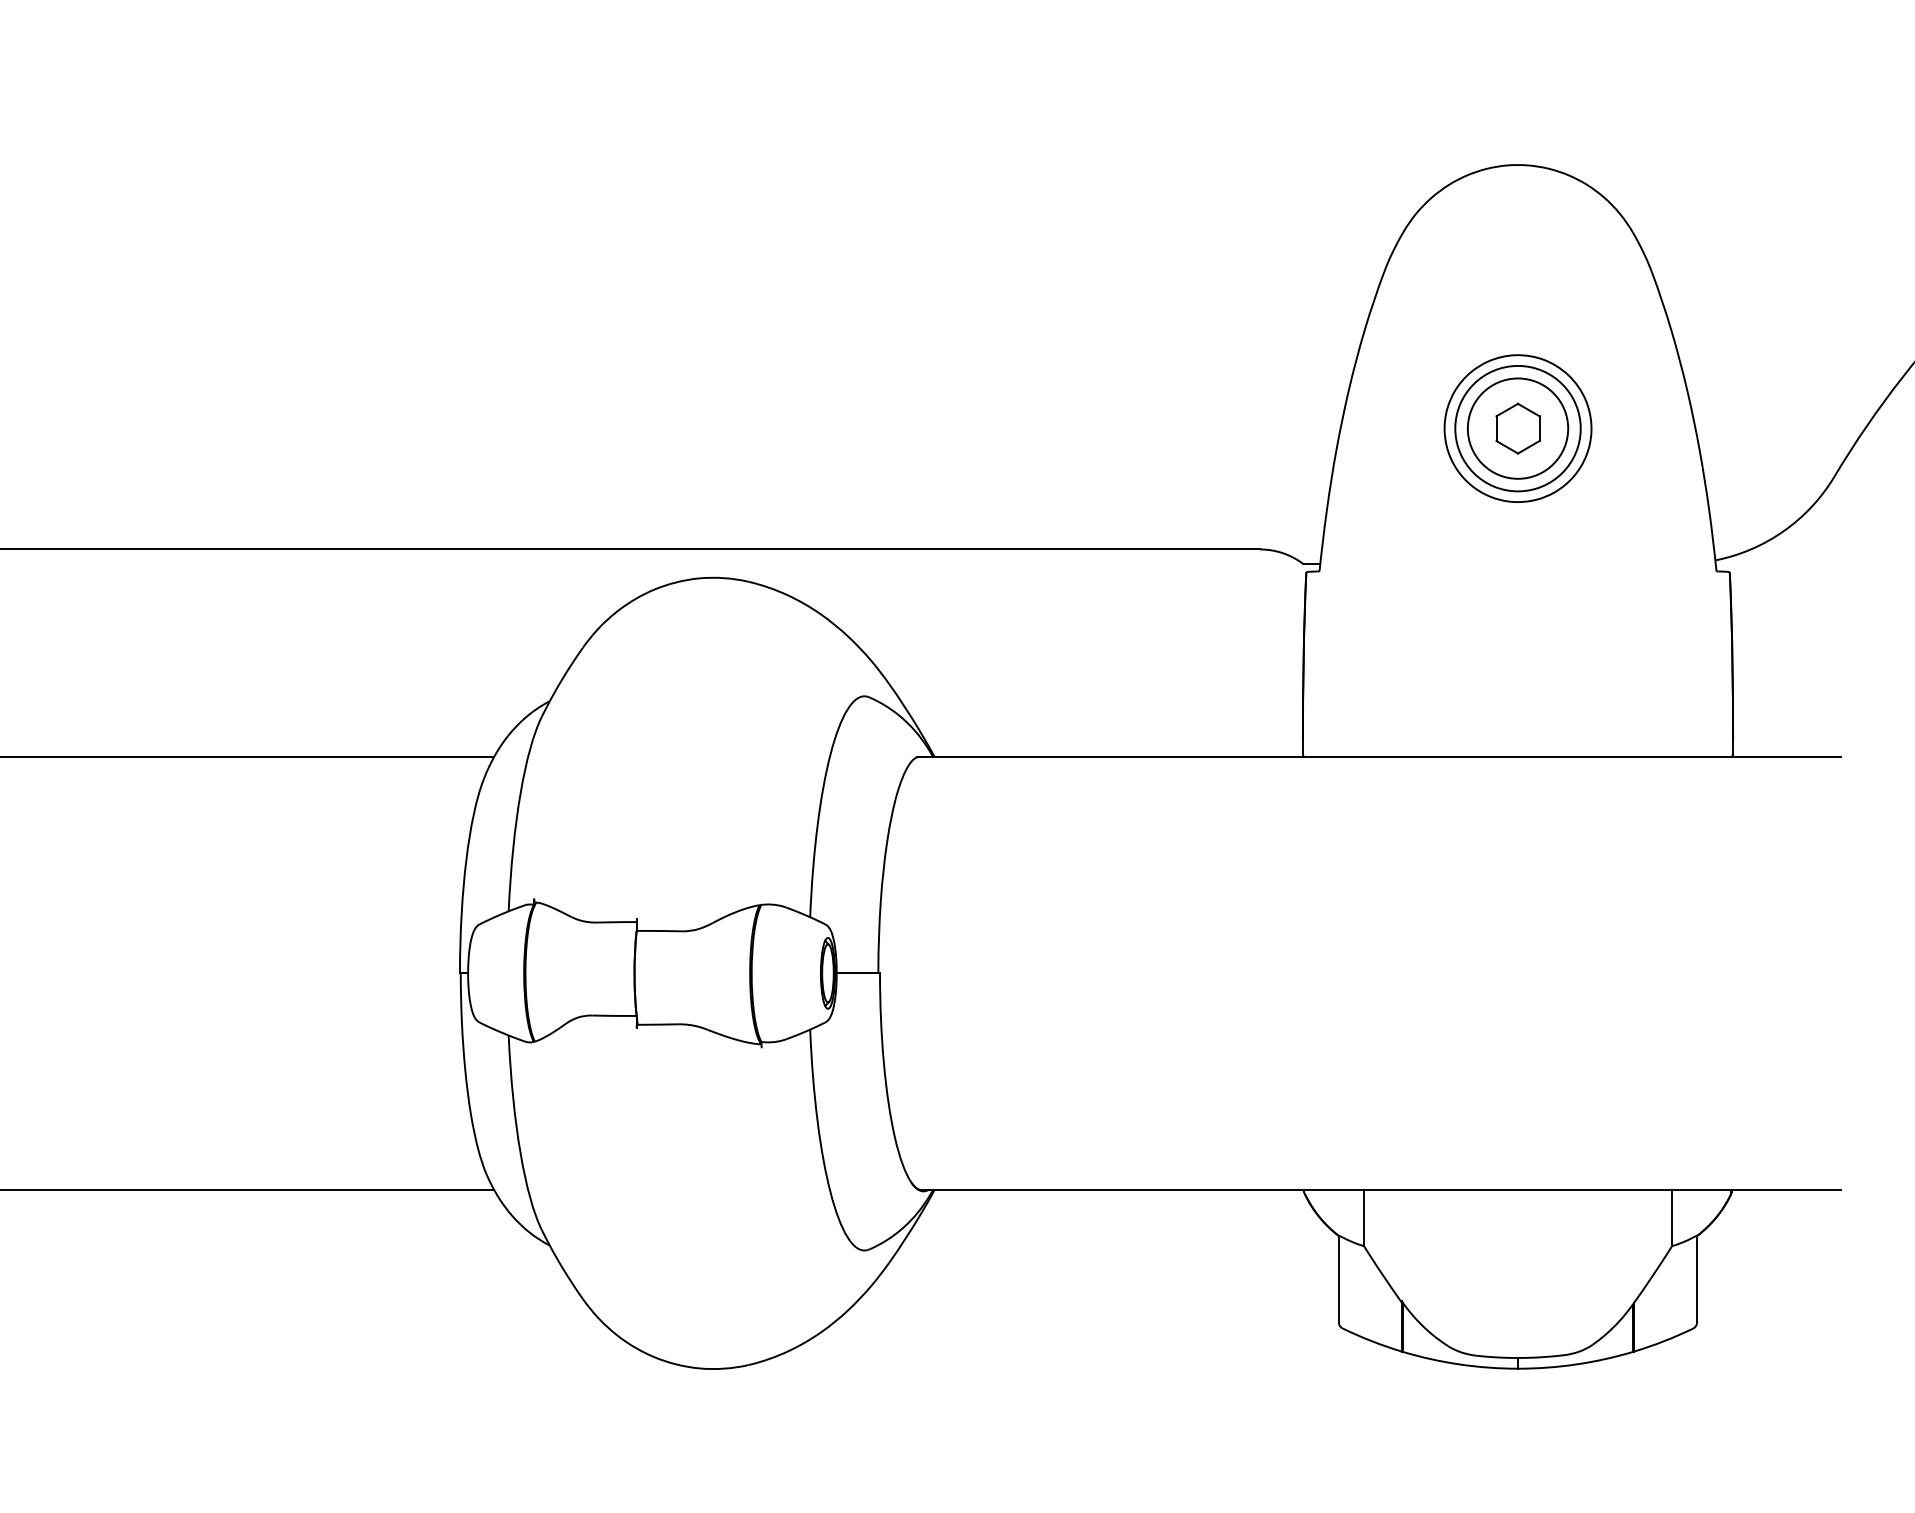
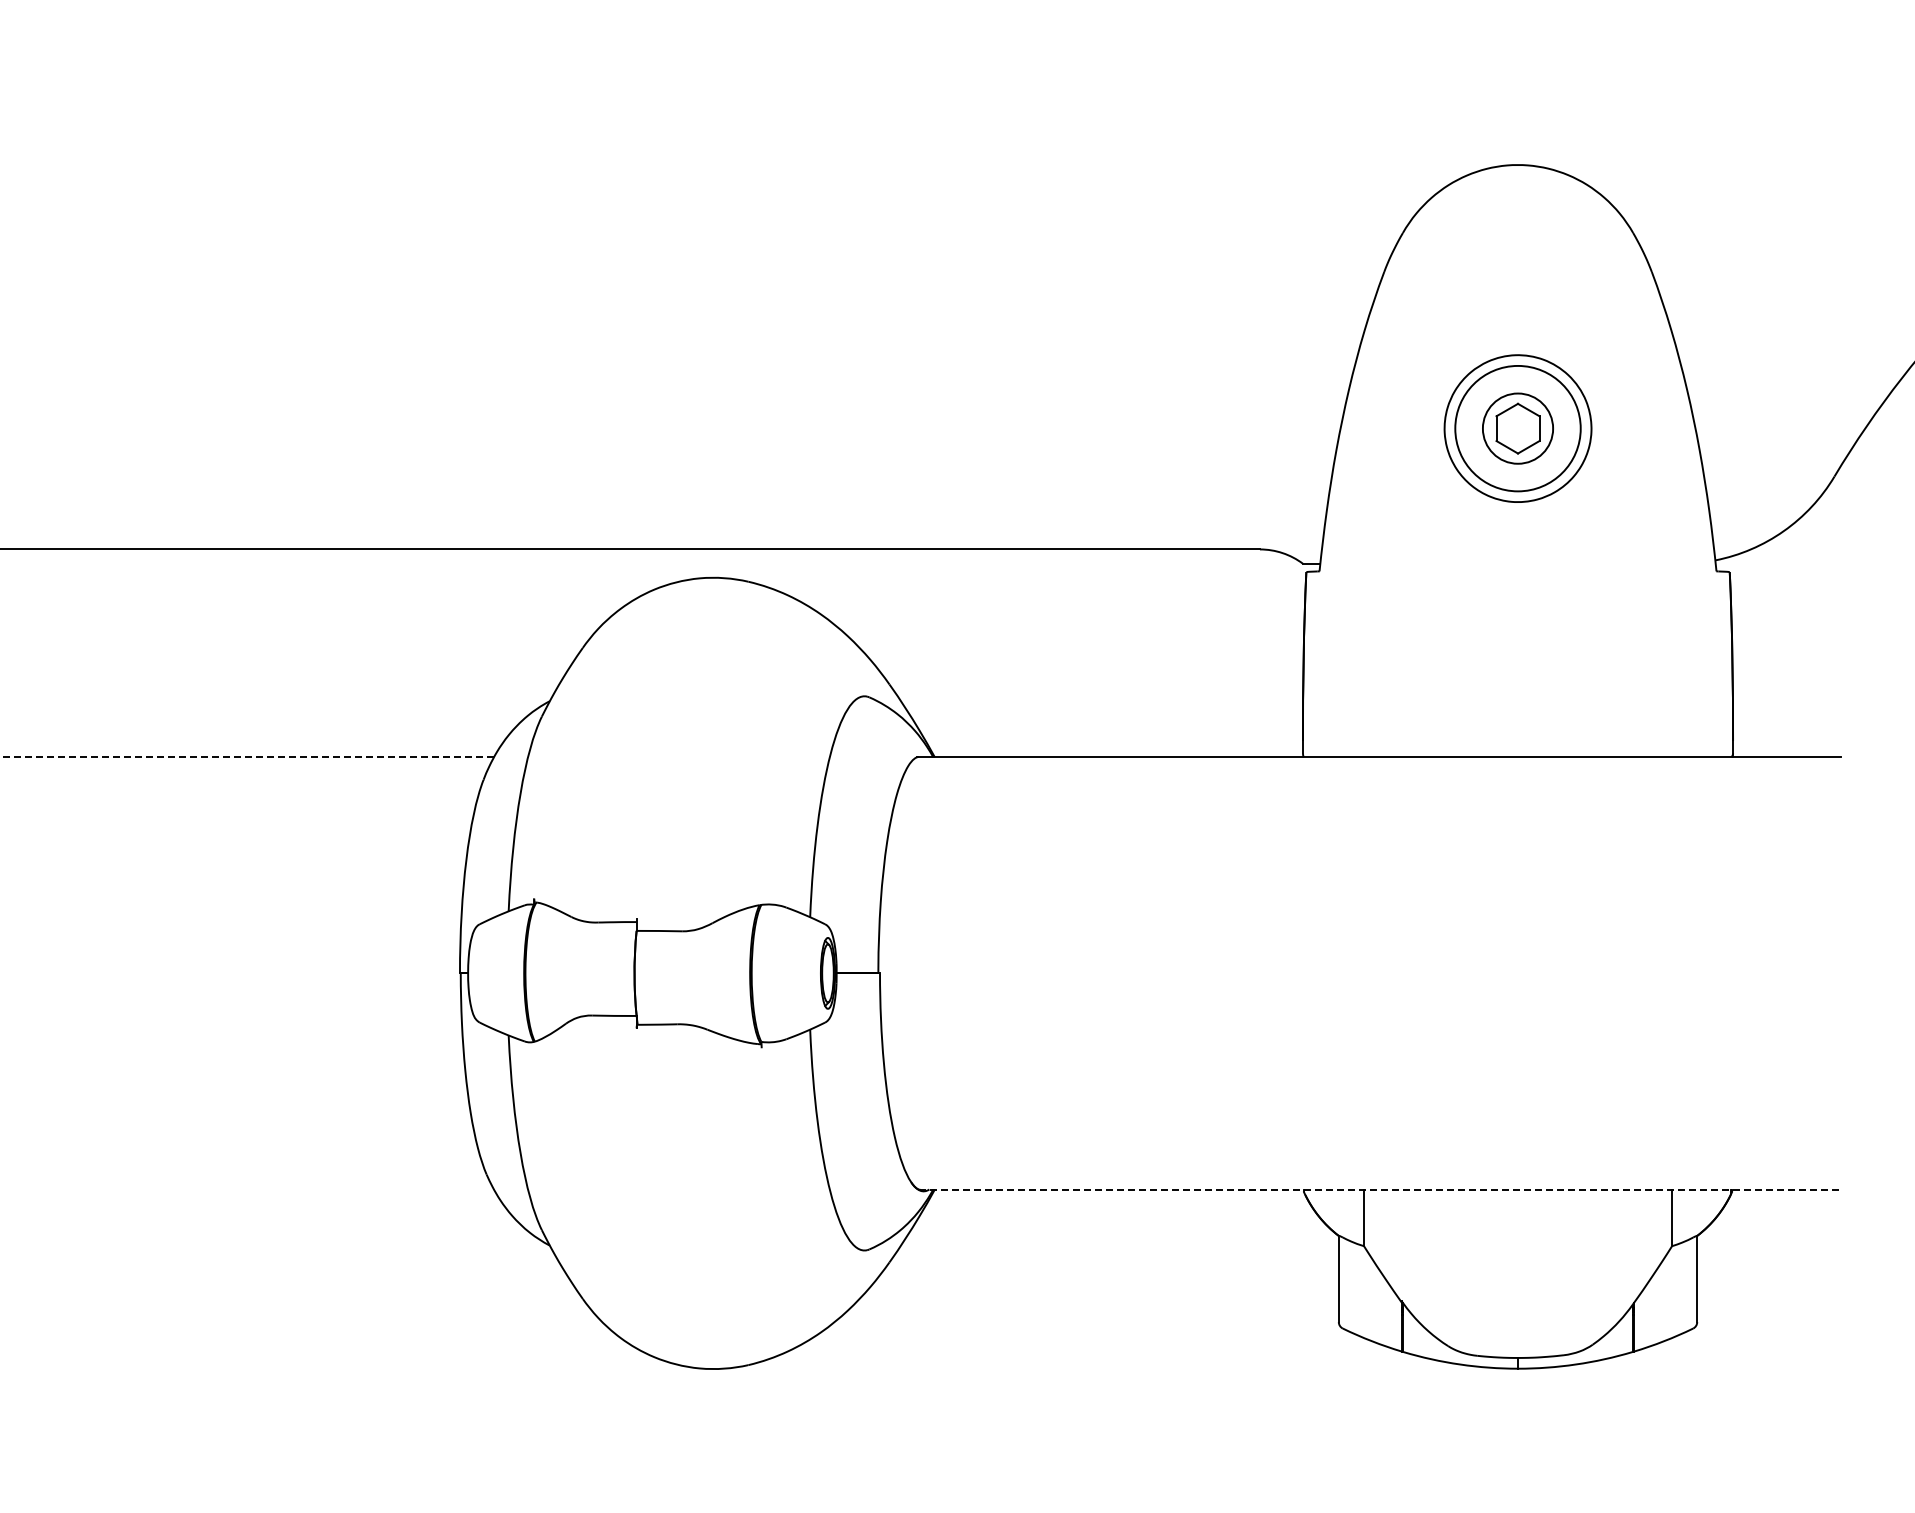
circle diameter: 100 px -> 70 px (1517, 428)
line: solid -> dashed (247, 757)
line: present -> none (247, 1189)
line: solid -> dashed (1379, 1189)
